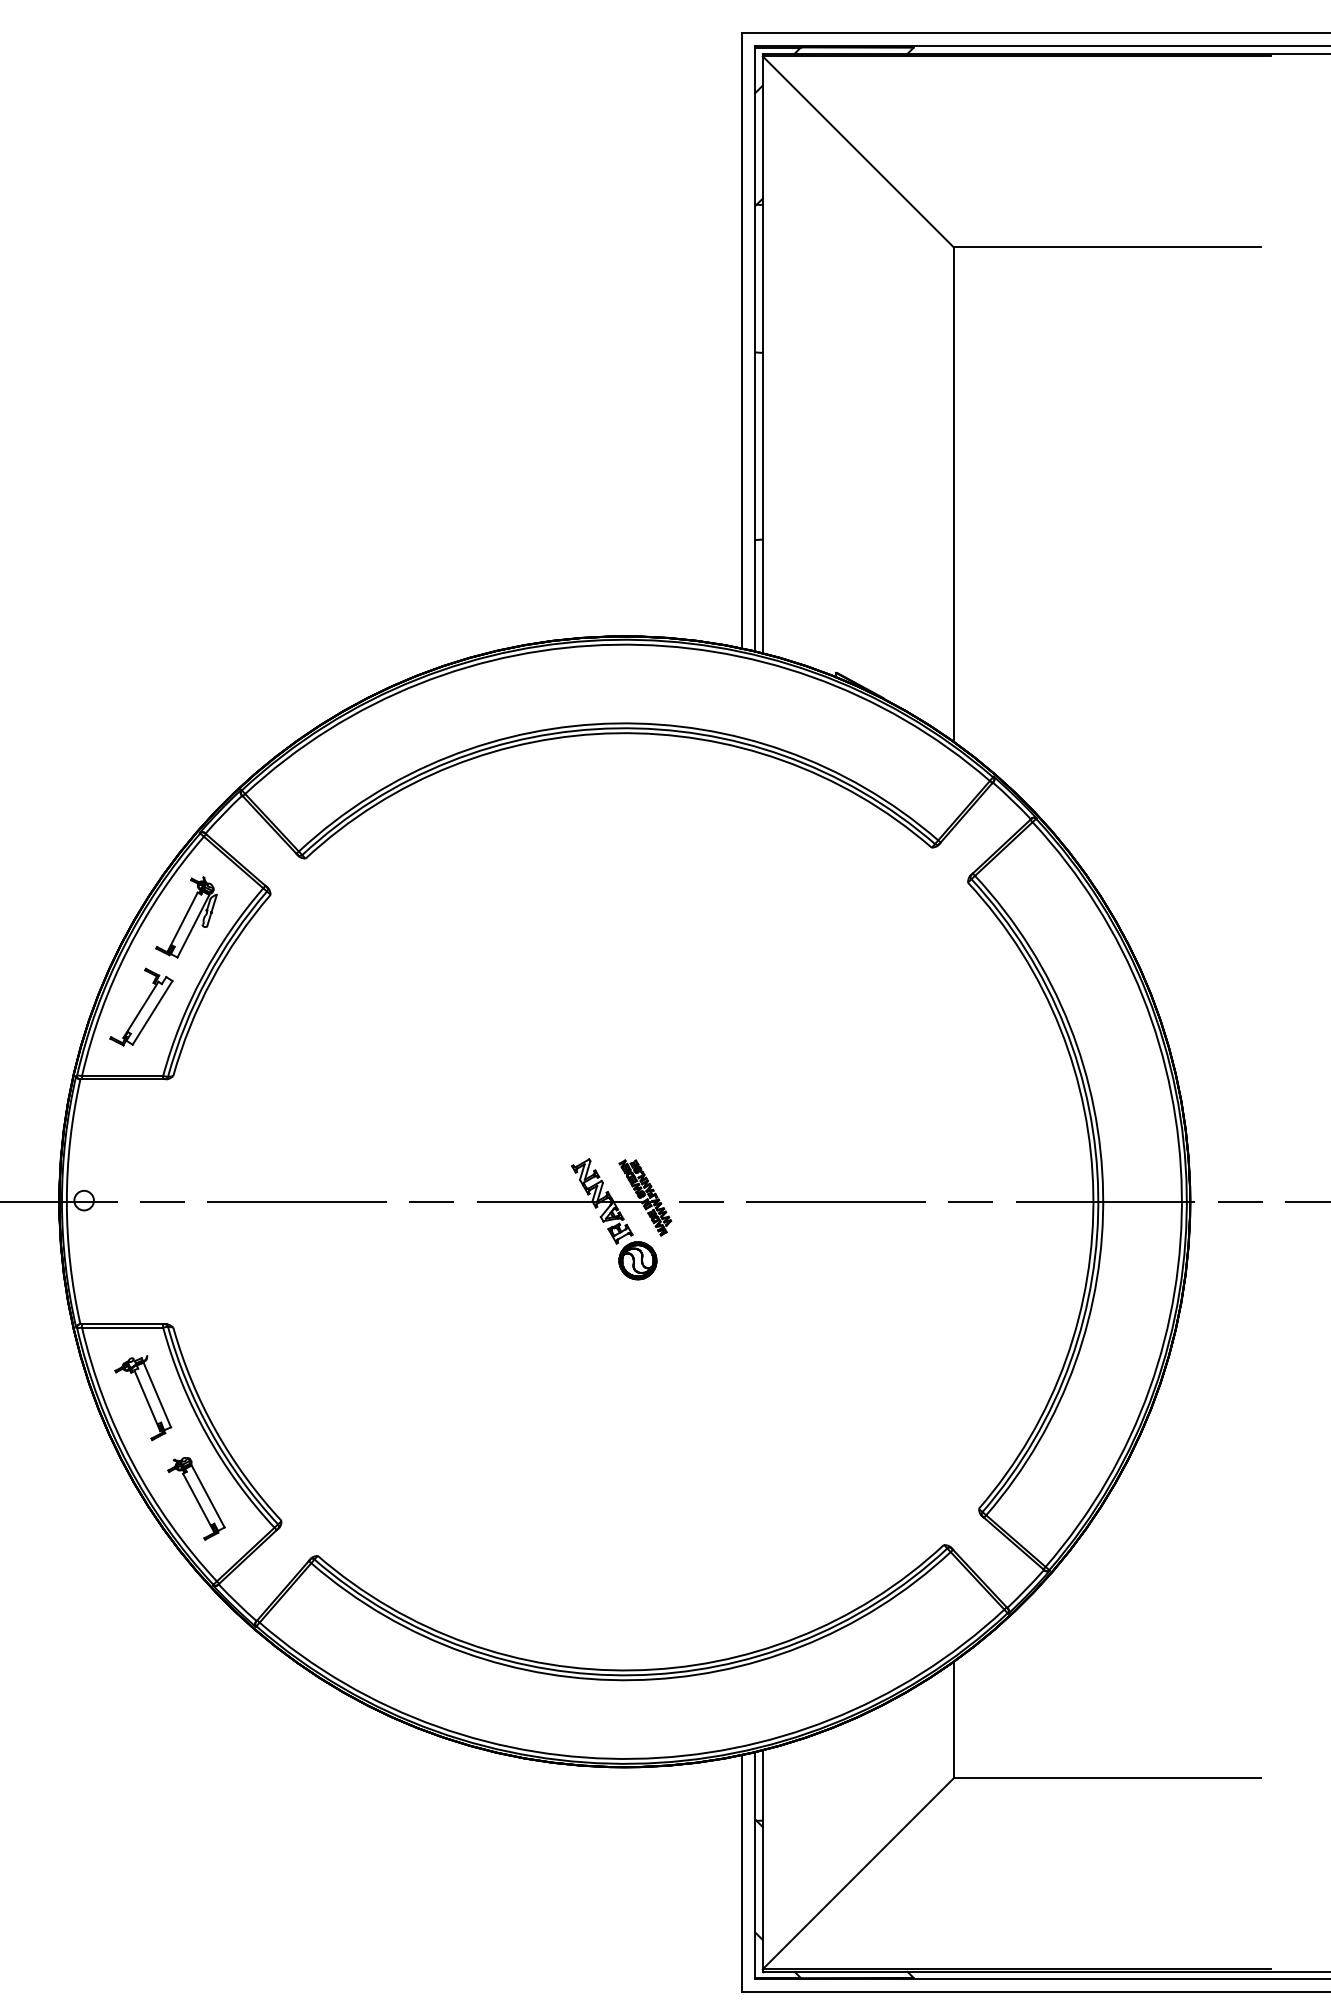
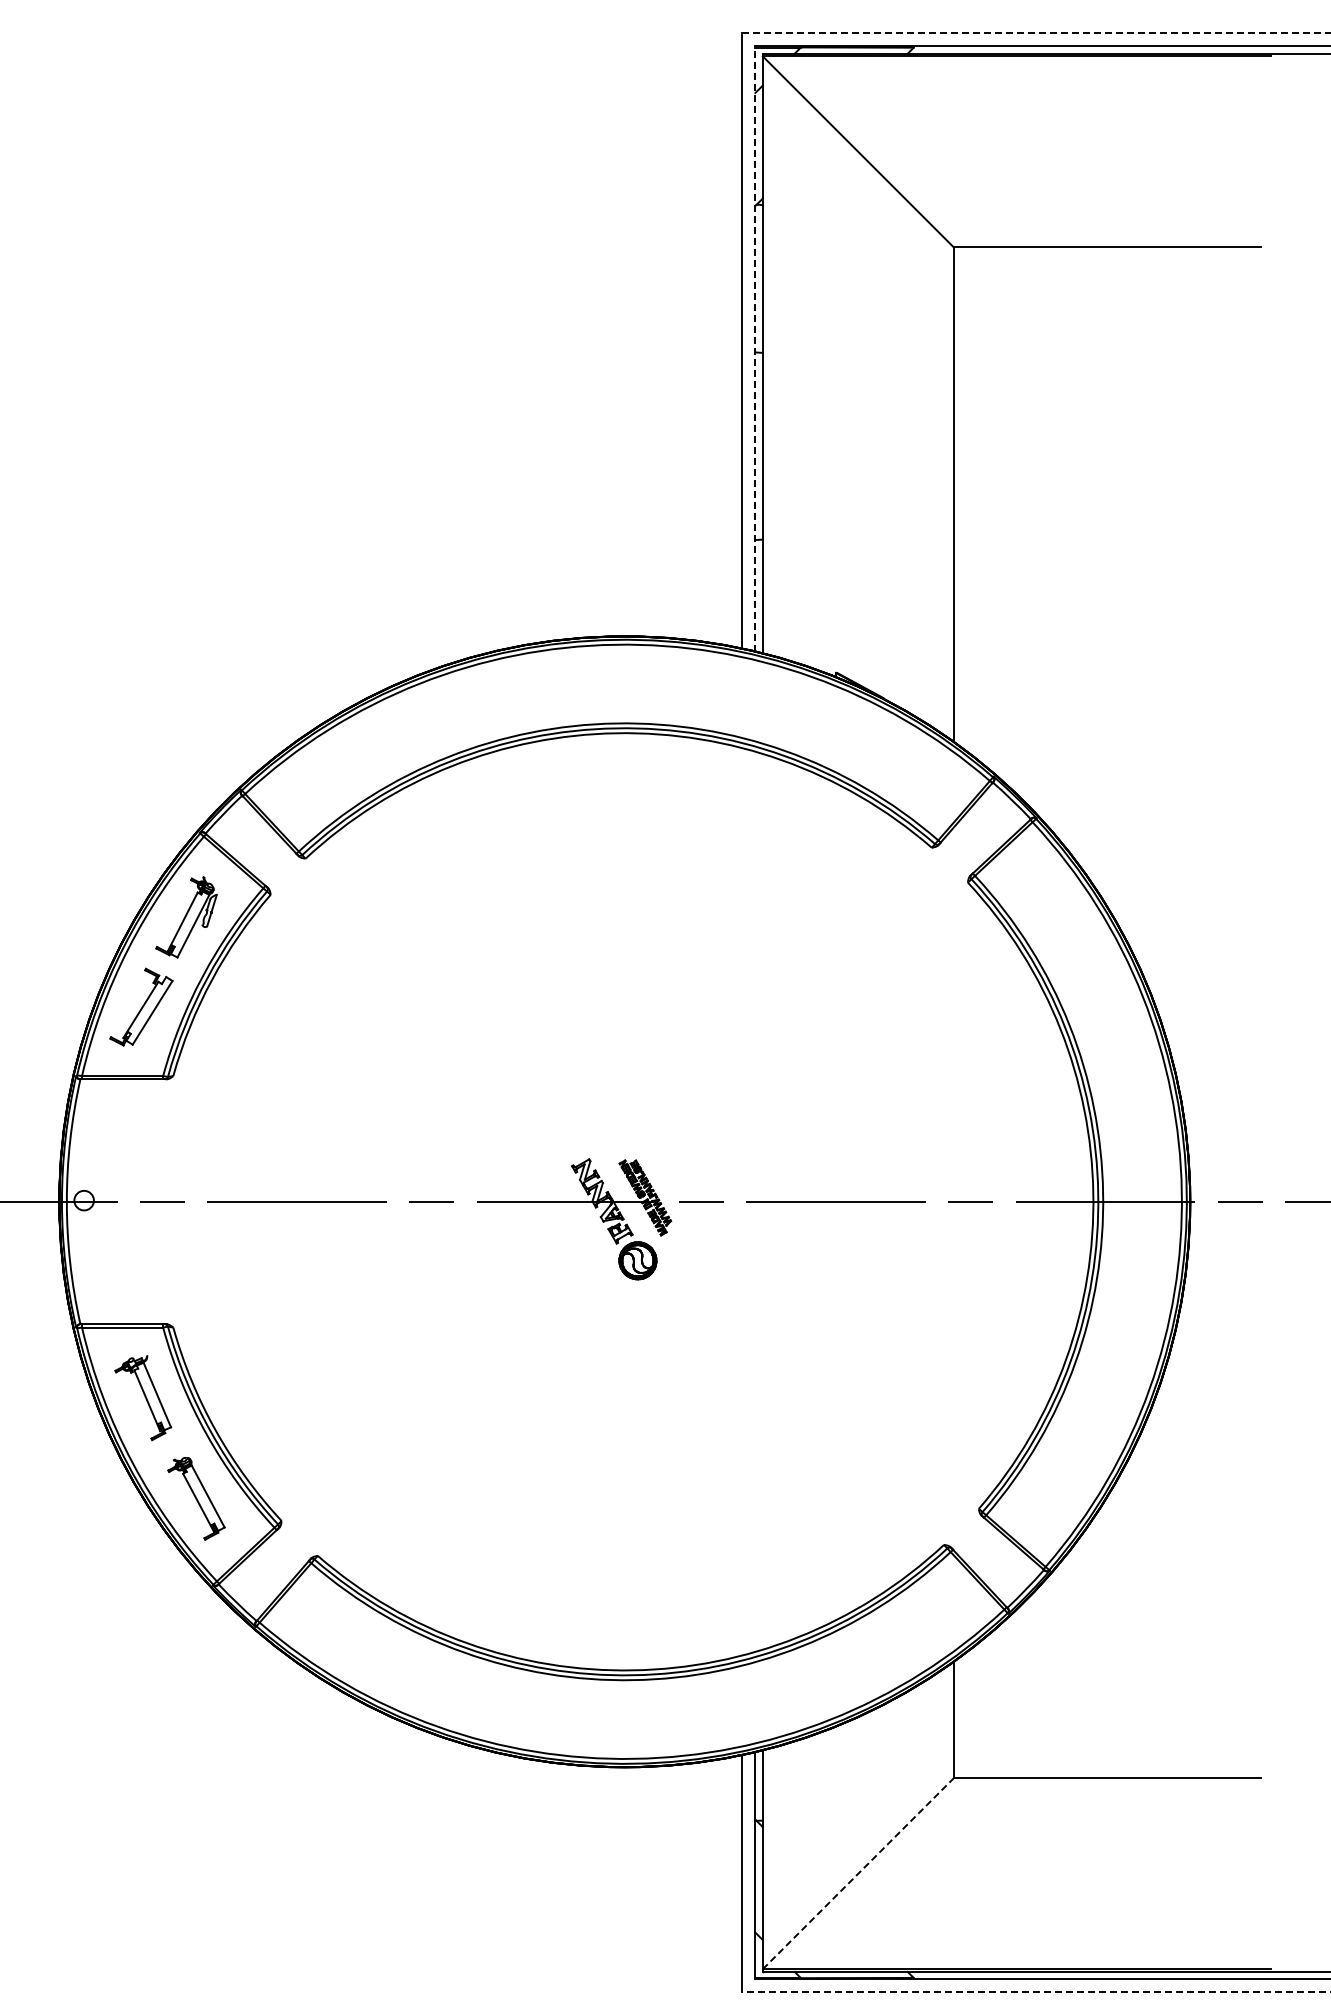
line: solid -> dashed (1036, 33)
line: solid -> dashed (755, 348)
line: solid -> dashed (858, 1873)
line: solid -> dashed (1036, 1992)
